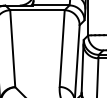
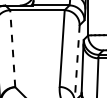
line: solid -> dashed (12, 48)
line: solid -> dashed (77, 61)
